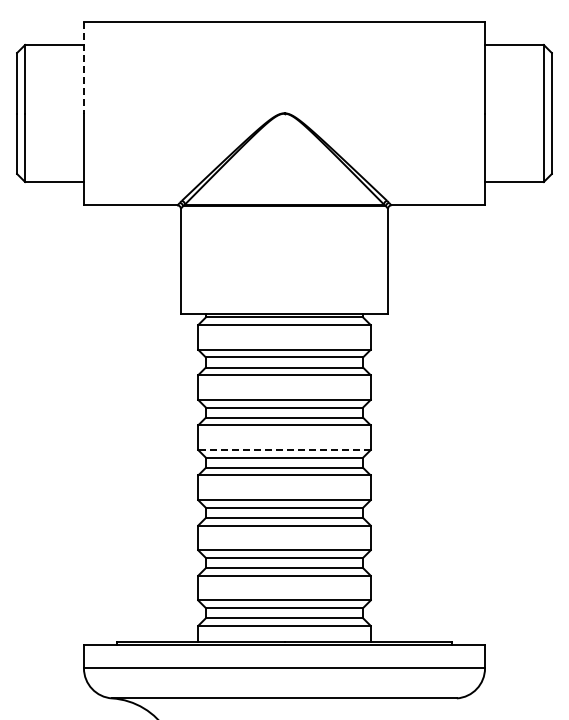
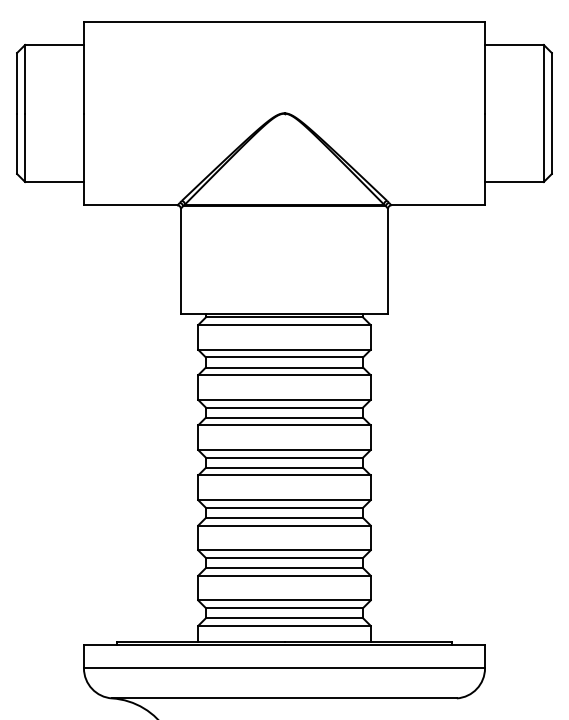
line: dashed -> solid (83, 67)
line: dashed -> solid (284, 450)
